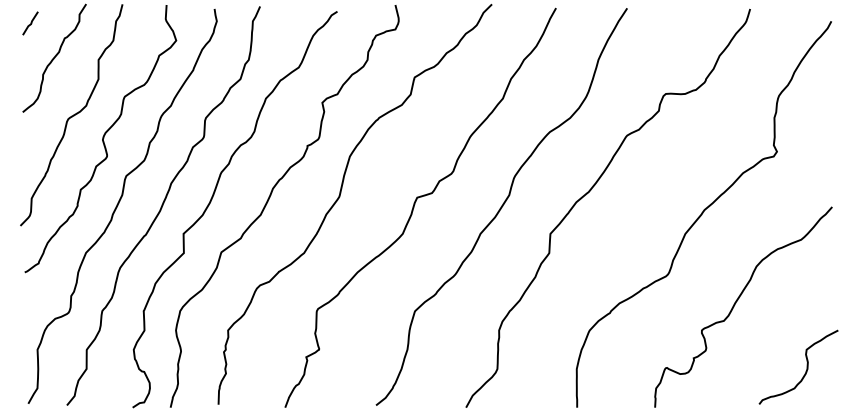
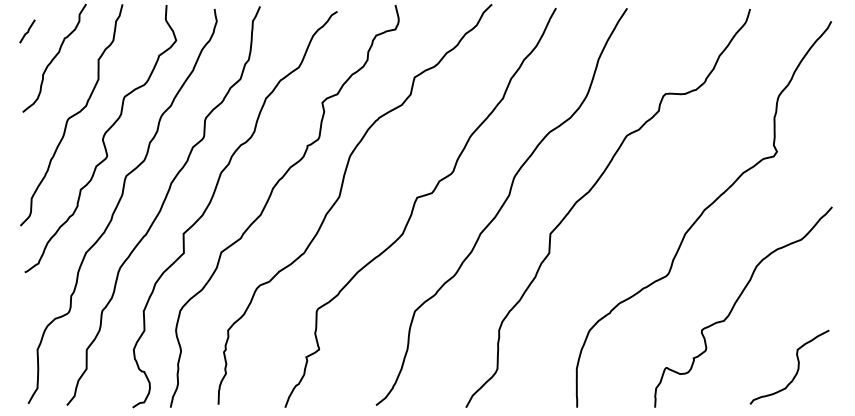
line position: (30, 23) -> (27, 31) (27, 31)
curve position: (806, 366) -> (797, 366) (797, 366)
